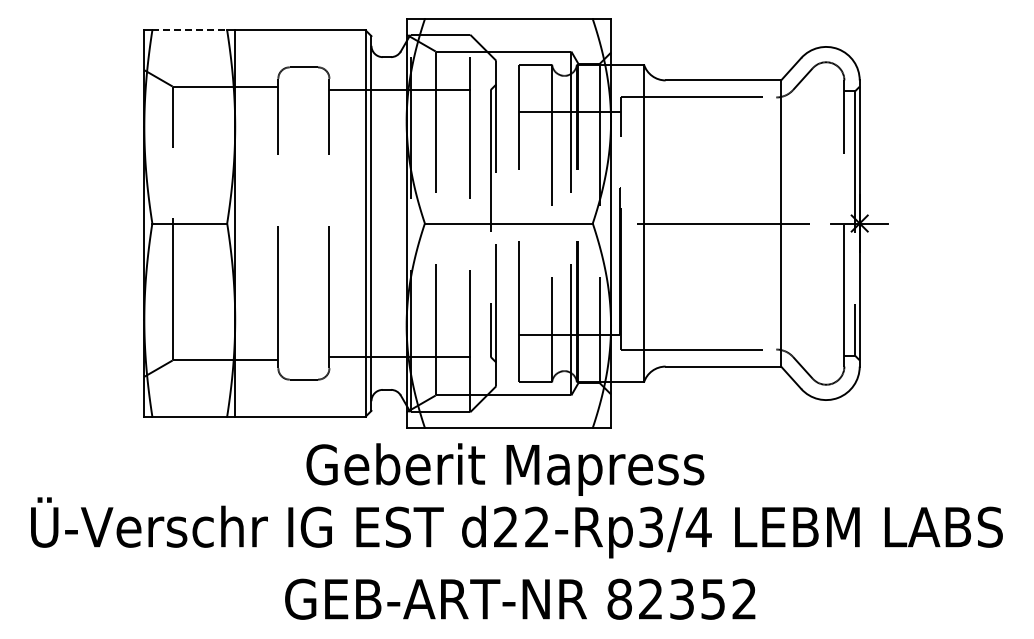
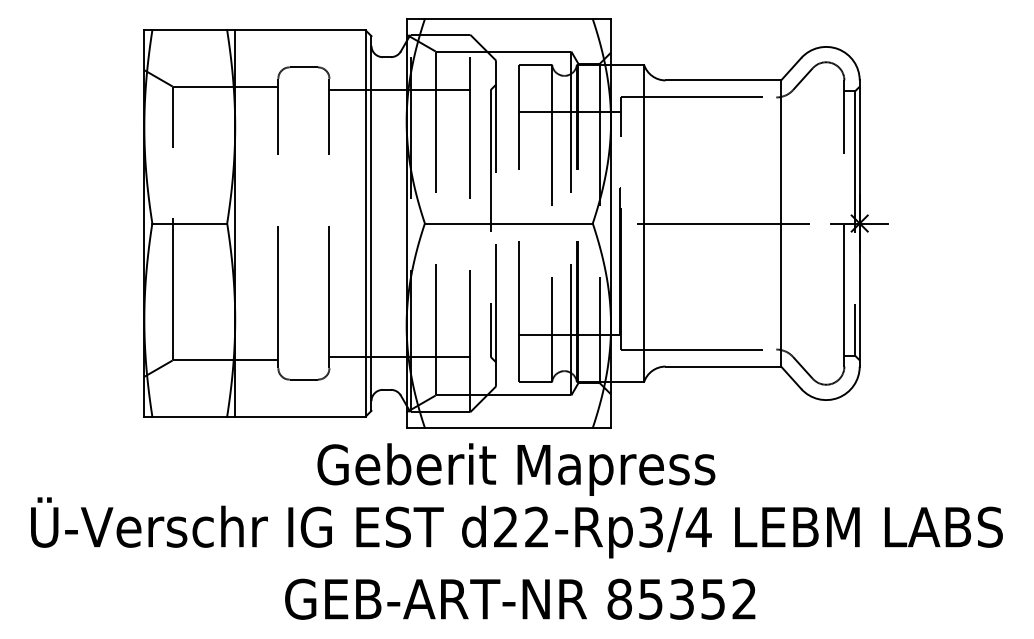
line: dashed -> solid (190, 30)
text position: (505, 469) -> (516, 469) (516, 469)
text: 82352 -> 85352 (650, 598)
